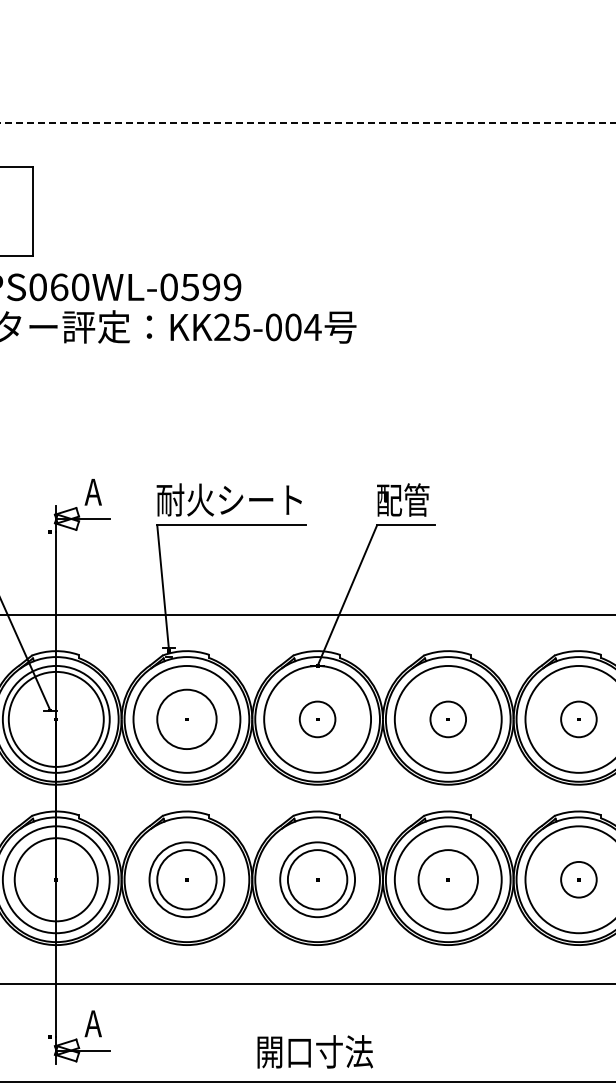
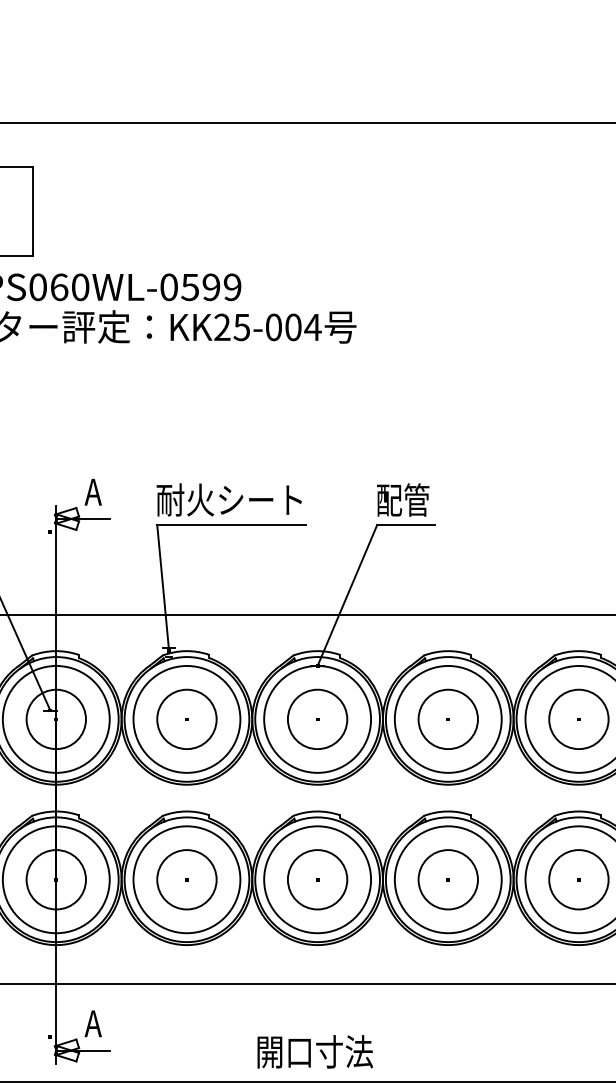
line: dashed -> solid (308, 122)
circle diameter: 95 px -> 59 px (55, 719)
circle diameter: 36 px -> 59 px (317, 719)
circle diameter: 36 px -> 59 px (447, 719)
circle diameter: 36 px -> 59 px (578, 719)
circle diameter: 83 px -> 59 px (55, 879)
circle diameter: 75 px -> 107 px (186, 879)
circle diameter: 75 px -> 107 px (317, 879)
circle diameter: 36 px -> 59 px (578, 879)
